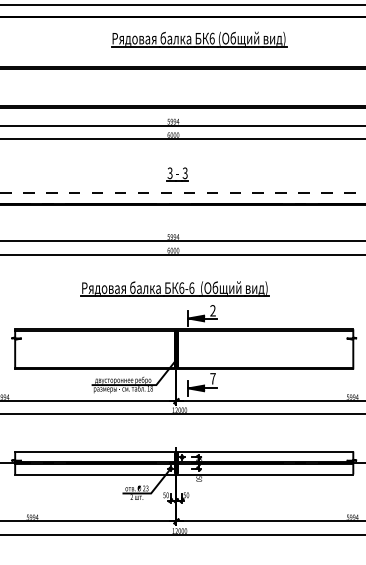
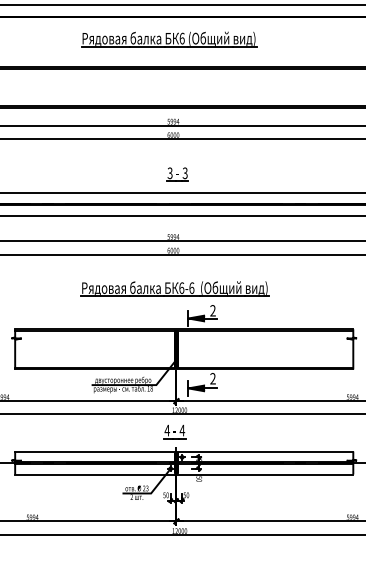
part position: (199, 39) -> (169, 39) (169, 39)
line: dashed -> solid (182, 192)
line: none -> present (182, 215)
text: 7 -> 2 (212, 378)
part: none -> present (174, 431)
